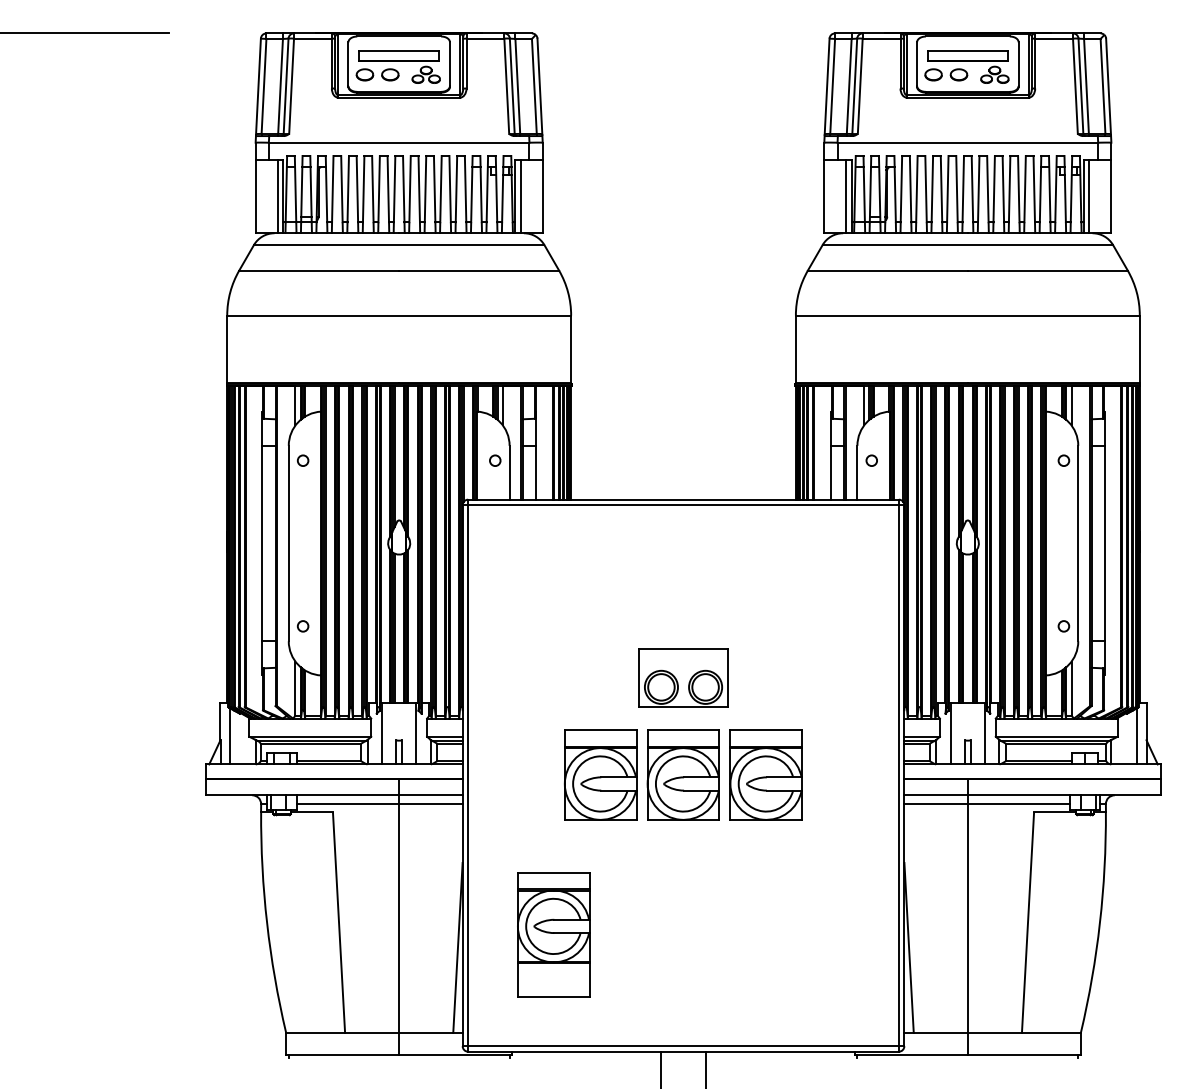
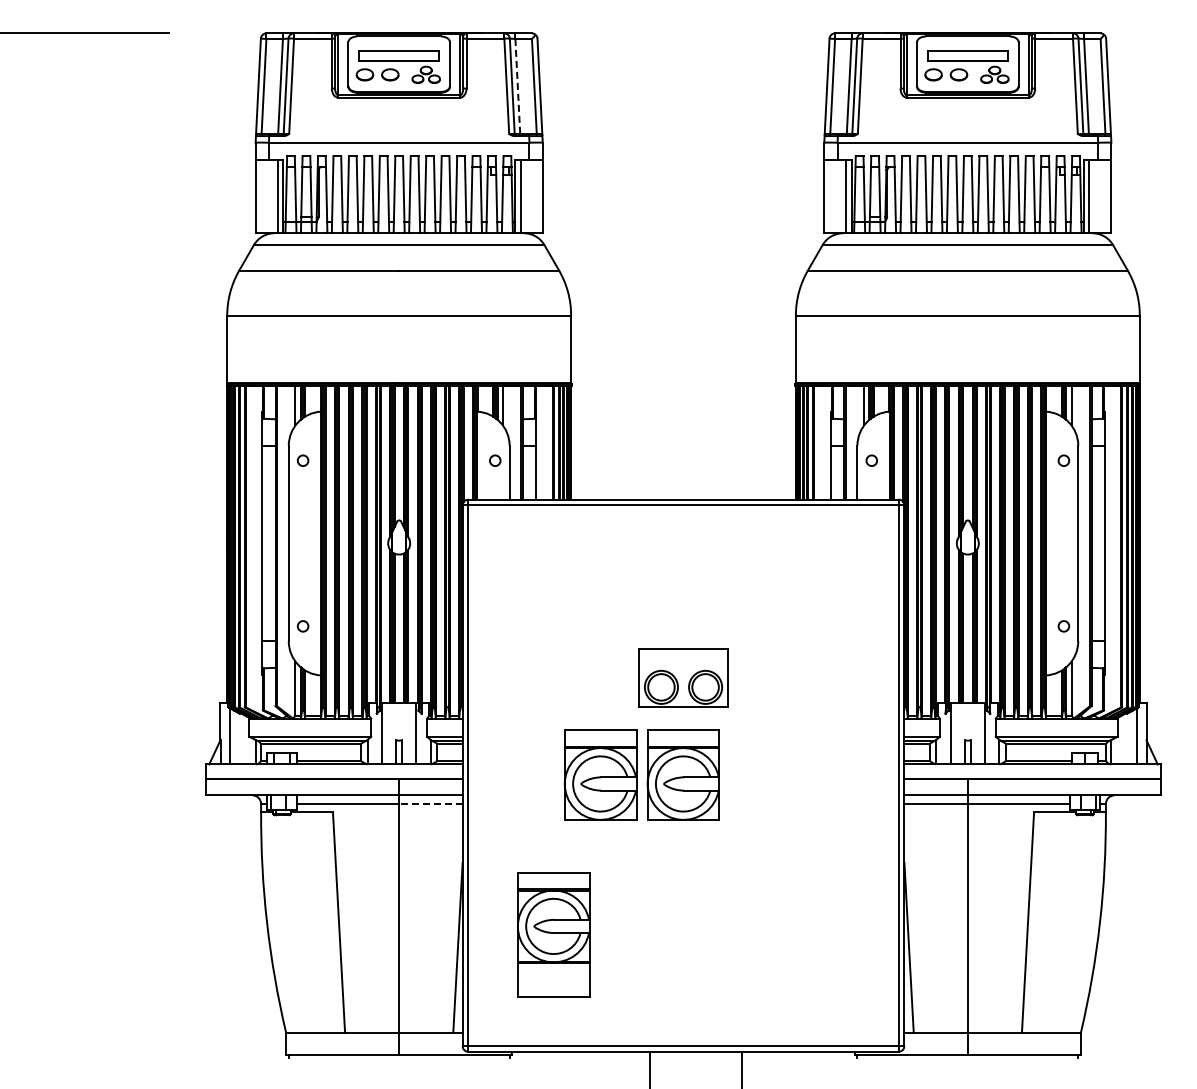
line: solid -> dashed (517, 86)
part: present -> none (765, 774)
line: solid -> dashed (430, 804)
line position: (661, 1068) -> (650, 1068) (650, 1068)
line position: (705, 1068) -> (741, 1068) (741, 1068)
